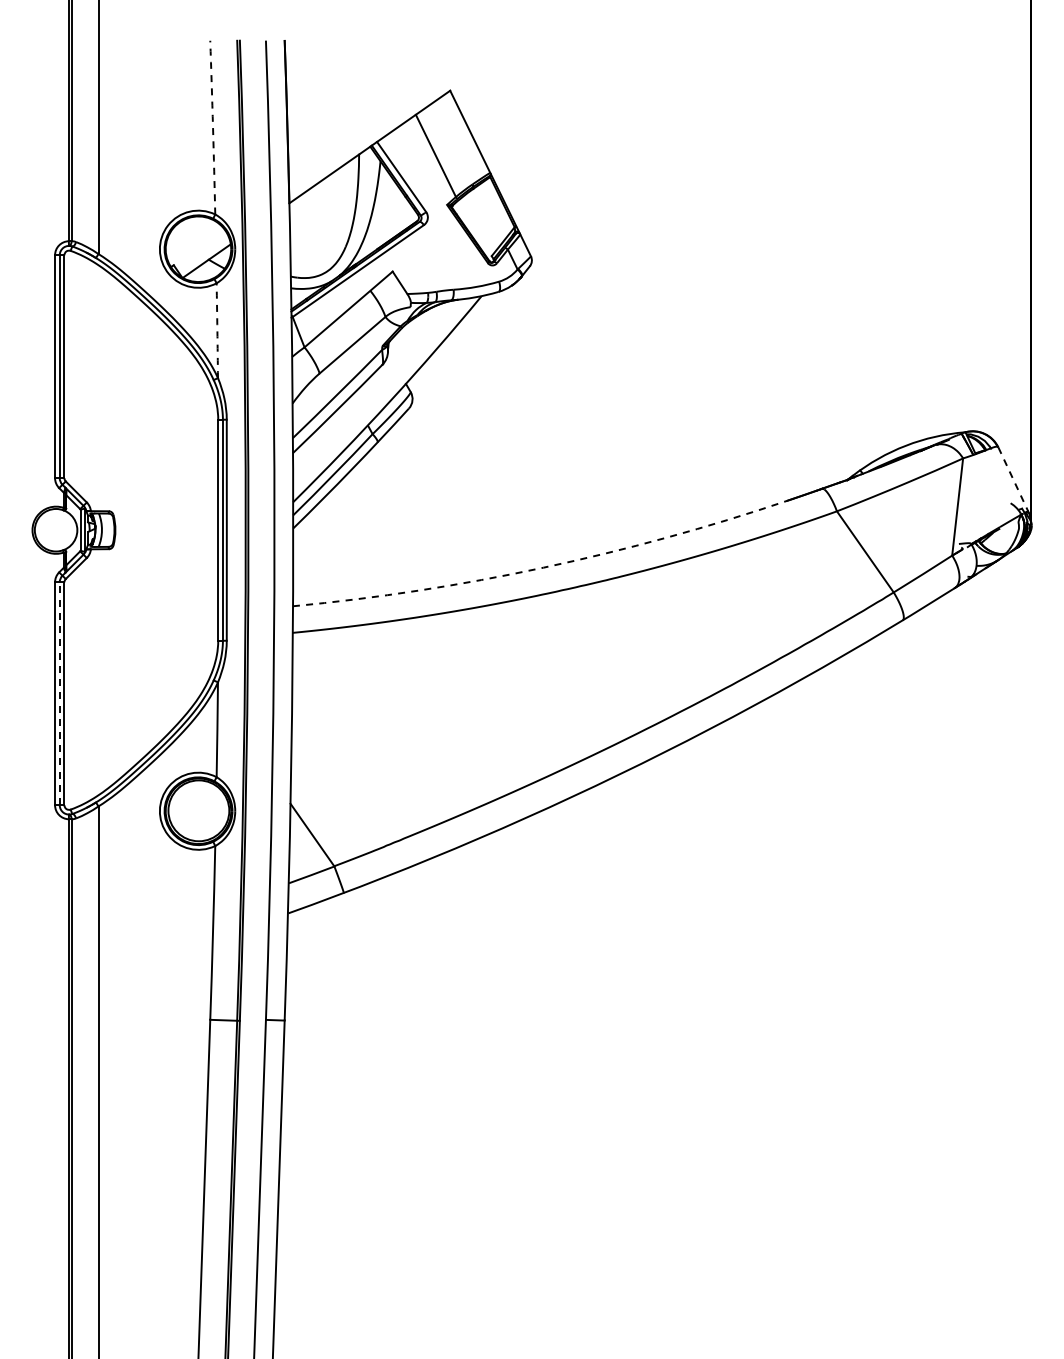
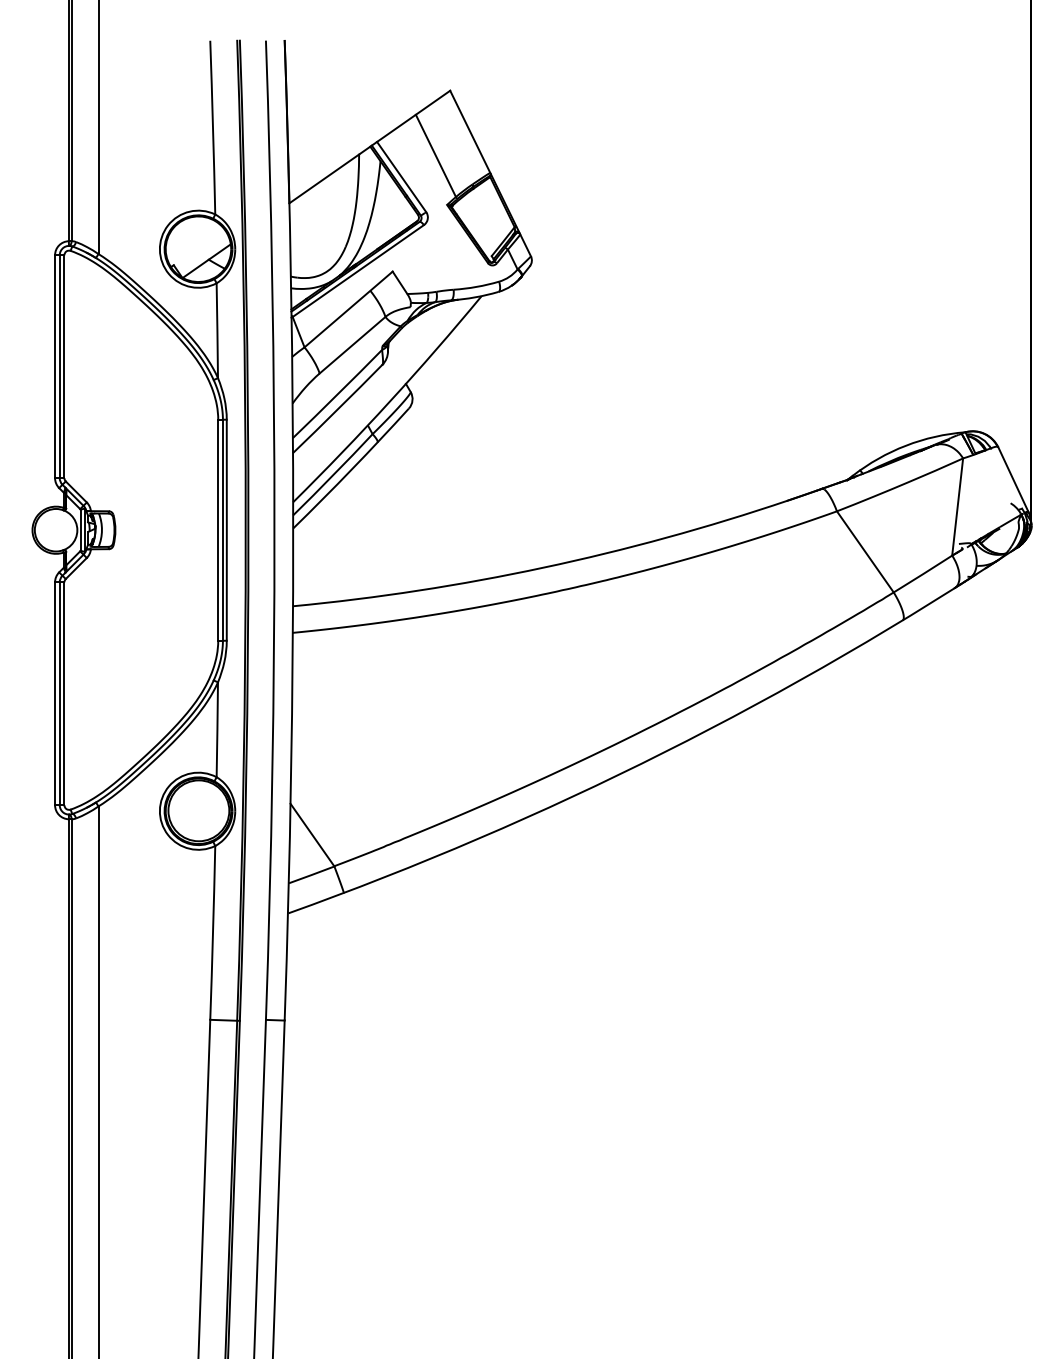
arc: dashed -> solid (213, 127)
arc: dashed -> solid (217, 330)
line: dashed -> solid (1013, 479)
arc: dashed -> solid (543, 567)
line: dashed -> solid (59, 693)
